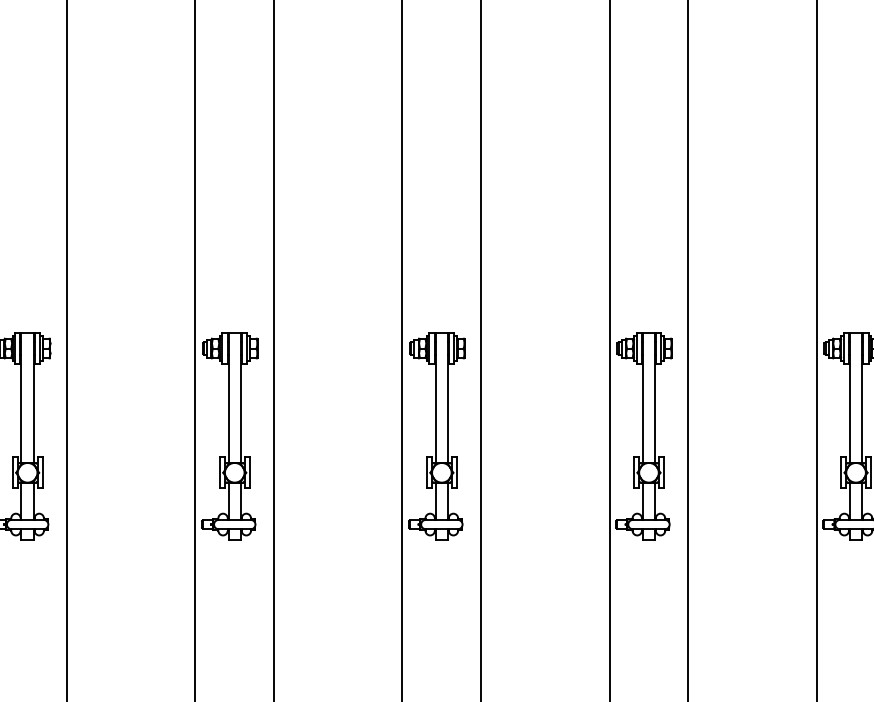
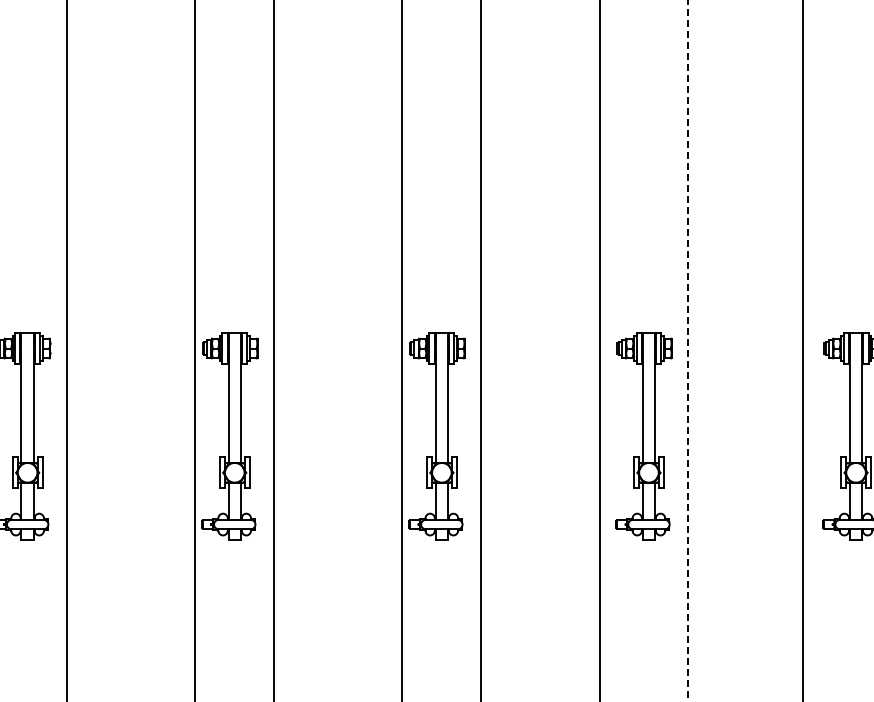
line position: (609, 350) -> (599, 350) (599, 350)
line: solid -> dashed (688, 350)
line position: (816, 350) -> (802, 350) (802, 350)
